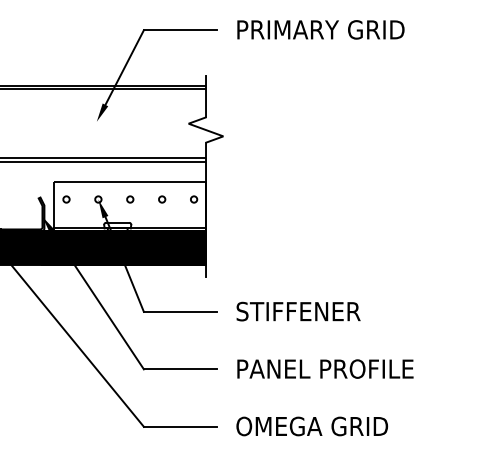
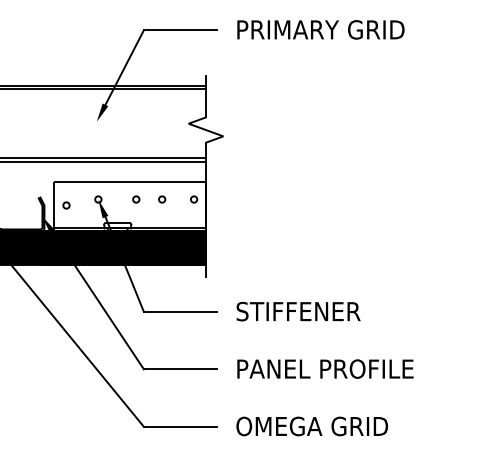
circle position: (66, 199) -> (66, 205) (66, 205)
circle position: (130, 199) -> (136, 199) (136, 199)
